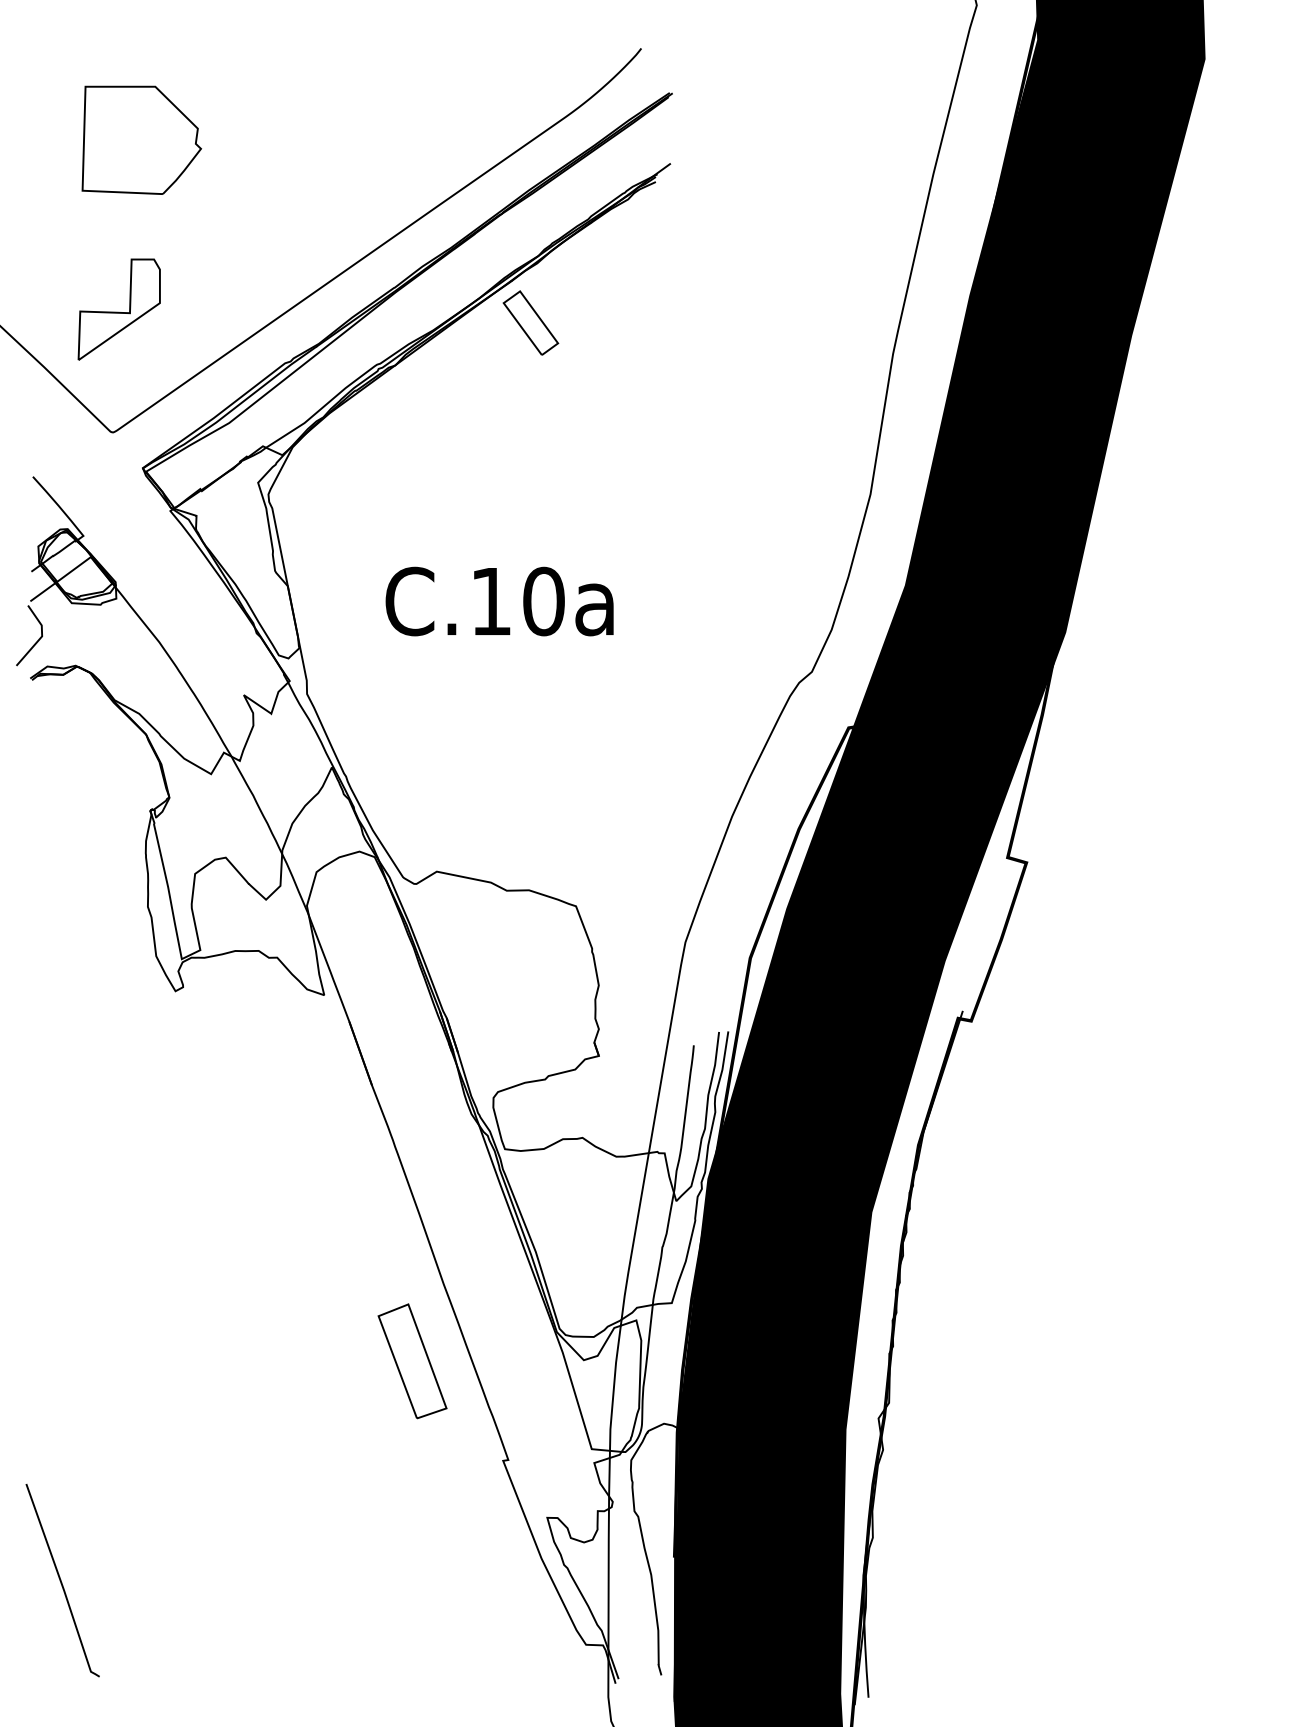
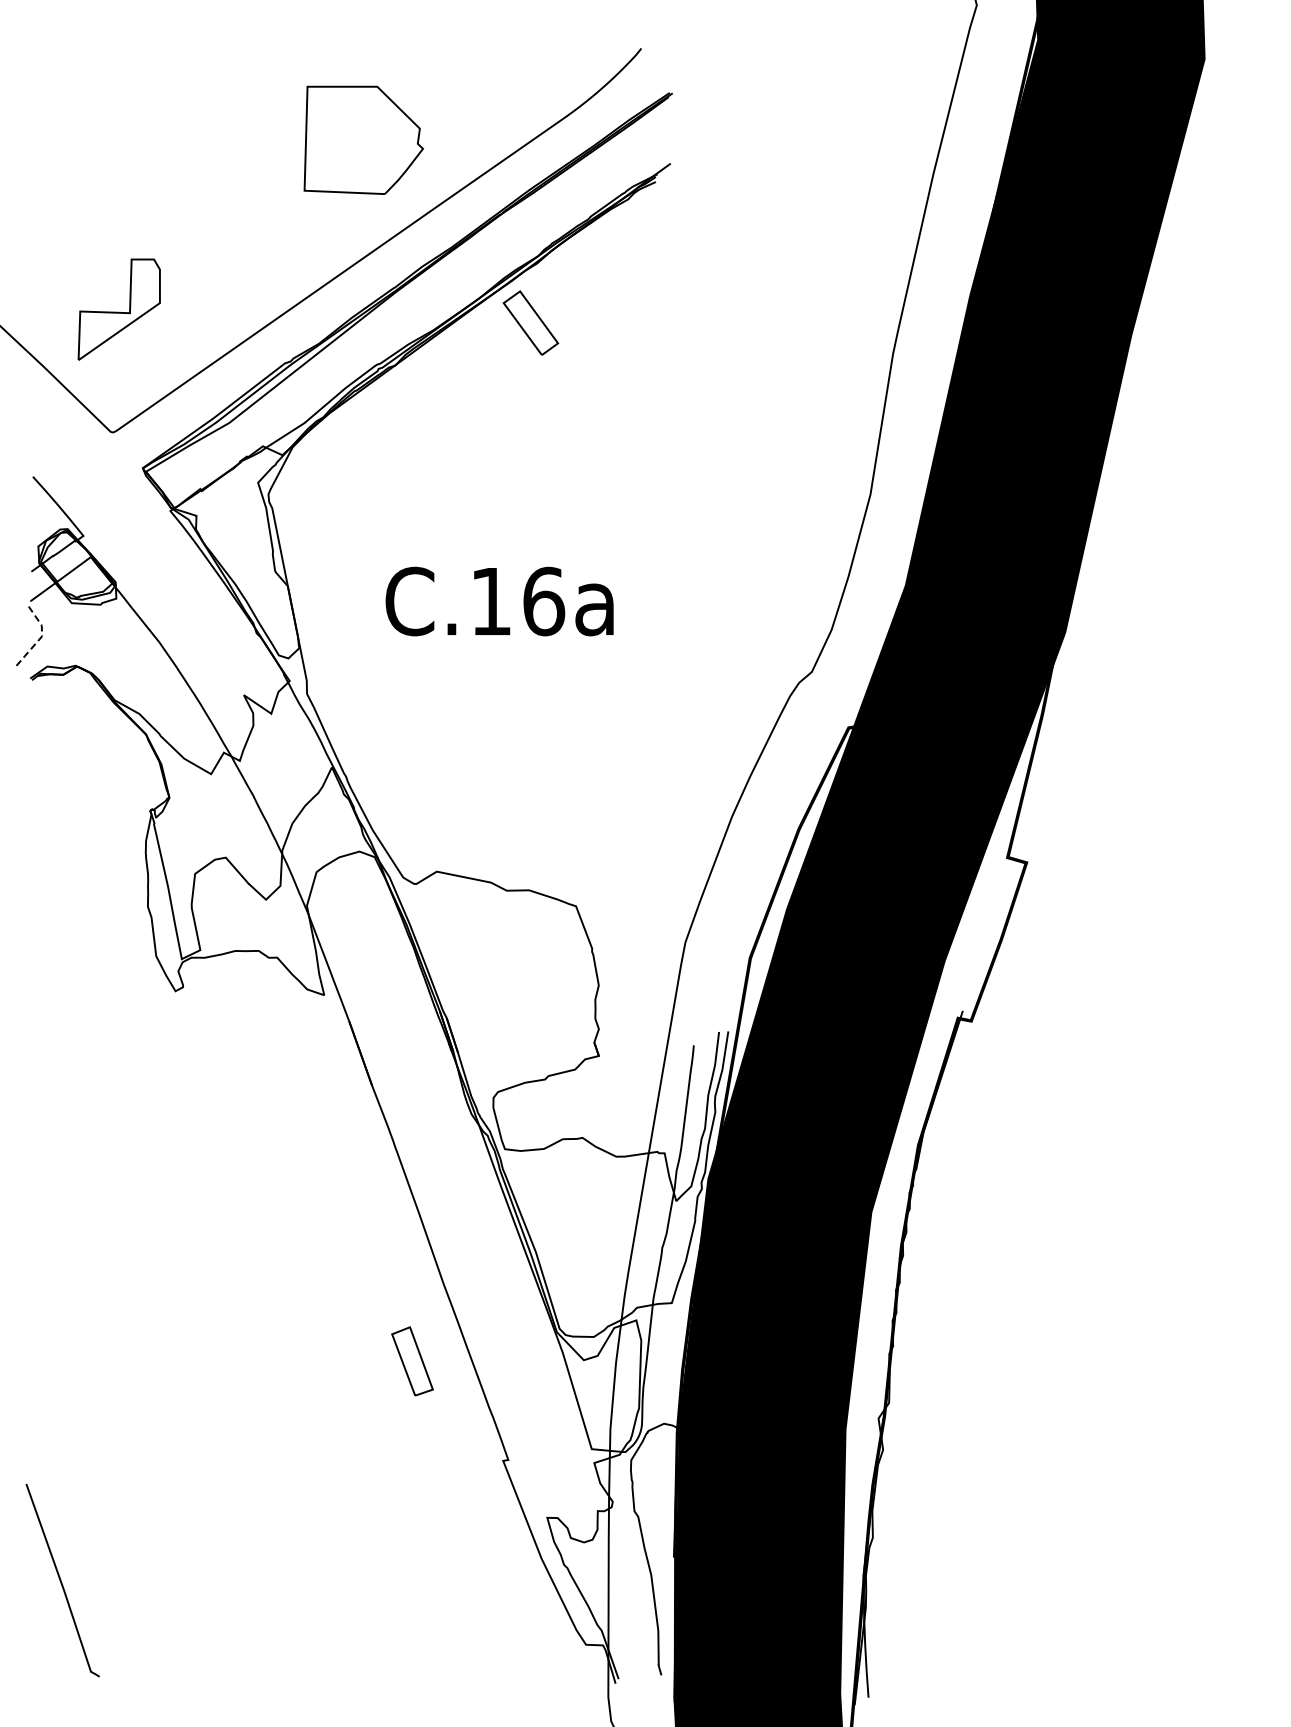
part position: (141, 139) -> (363, 139) (363, 139)
text: C.10a -> C.16a (544, 601)
line: solid -> dashed (41, 637)
part size: 71x117 px -> 43x71 px (412, 1361)
